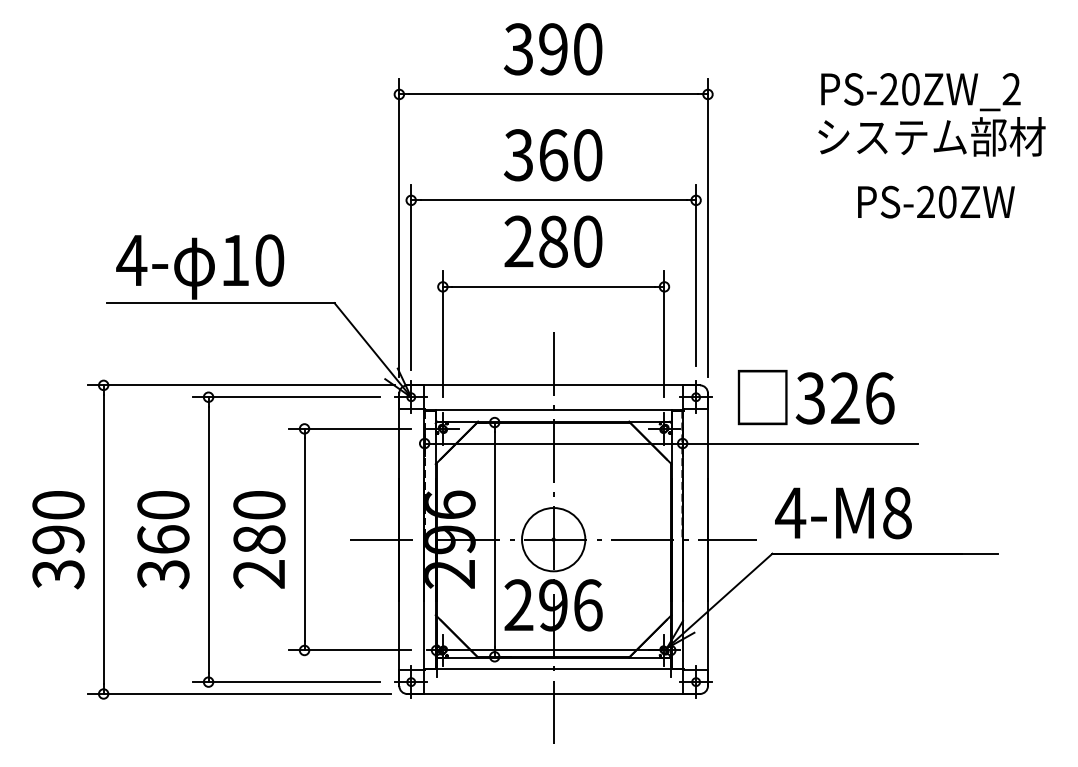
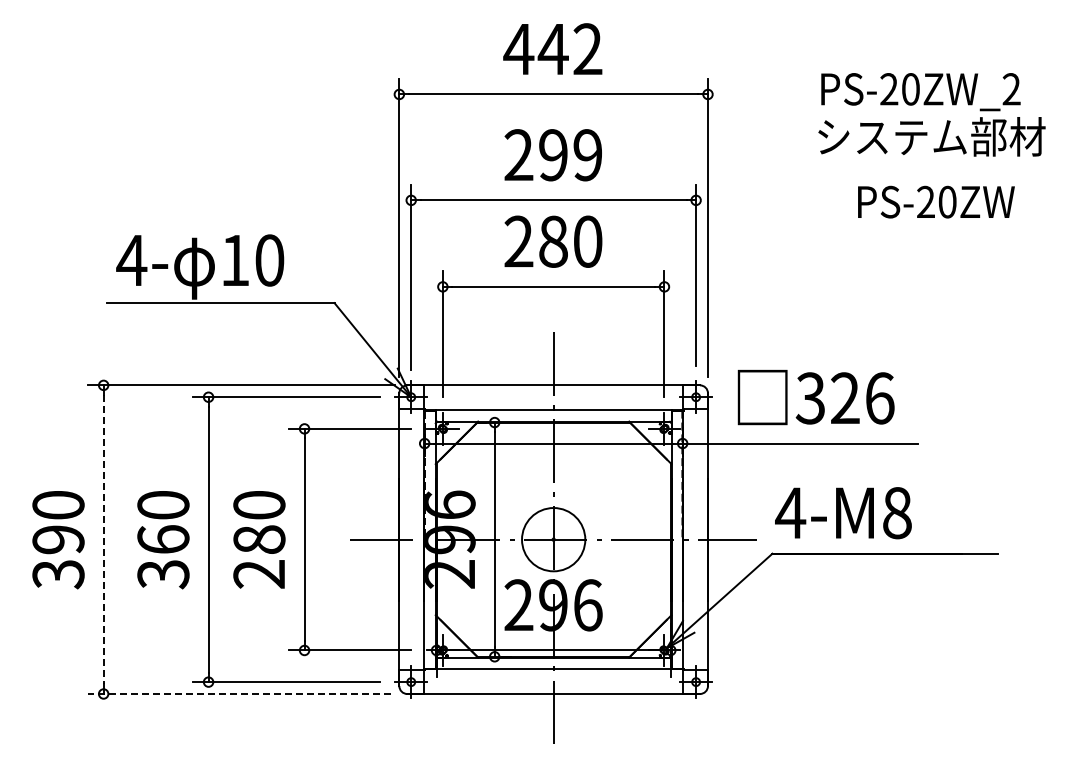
text: 390 -> 442 (552, 49)
text: 360 -> 299 (552, 155)
line: solid -> dashed (103, 539)
line: solid -> dashed (239, 693)
